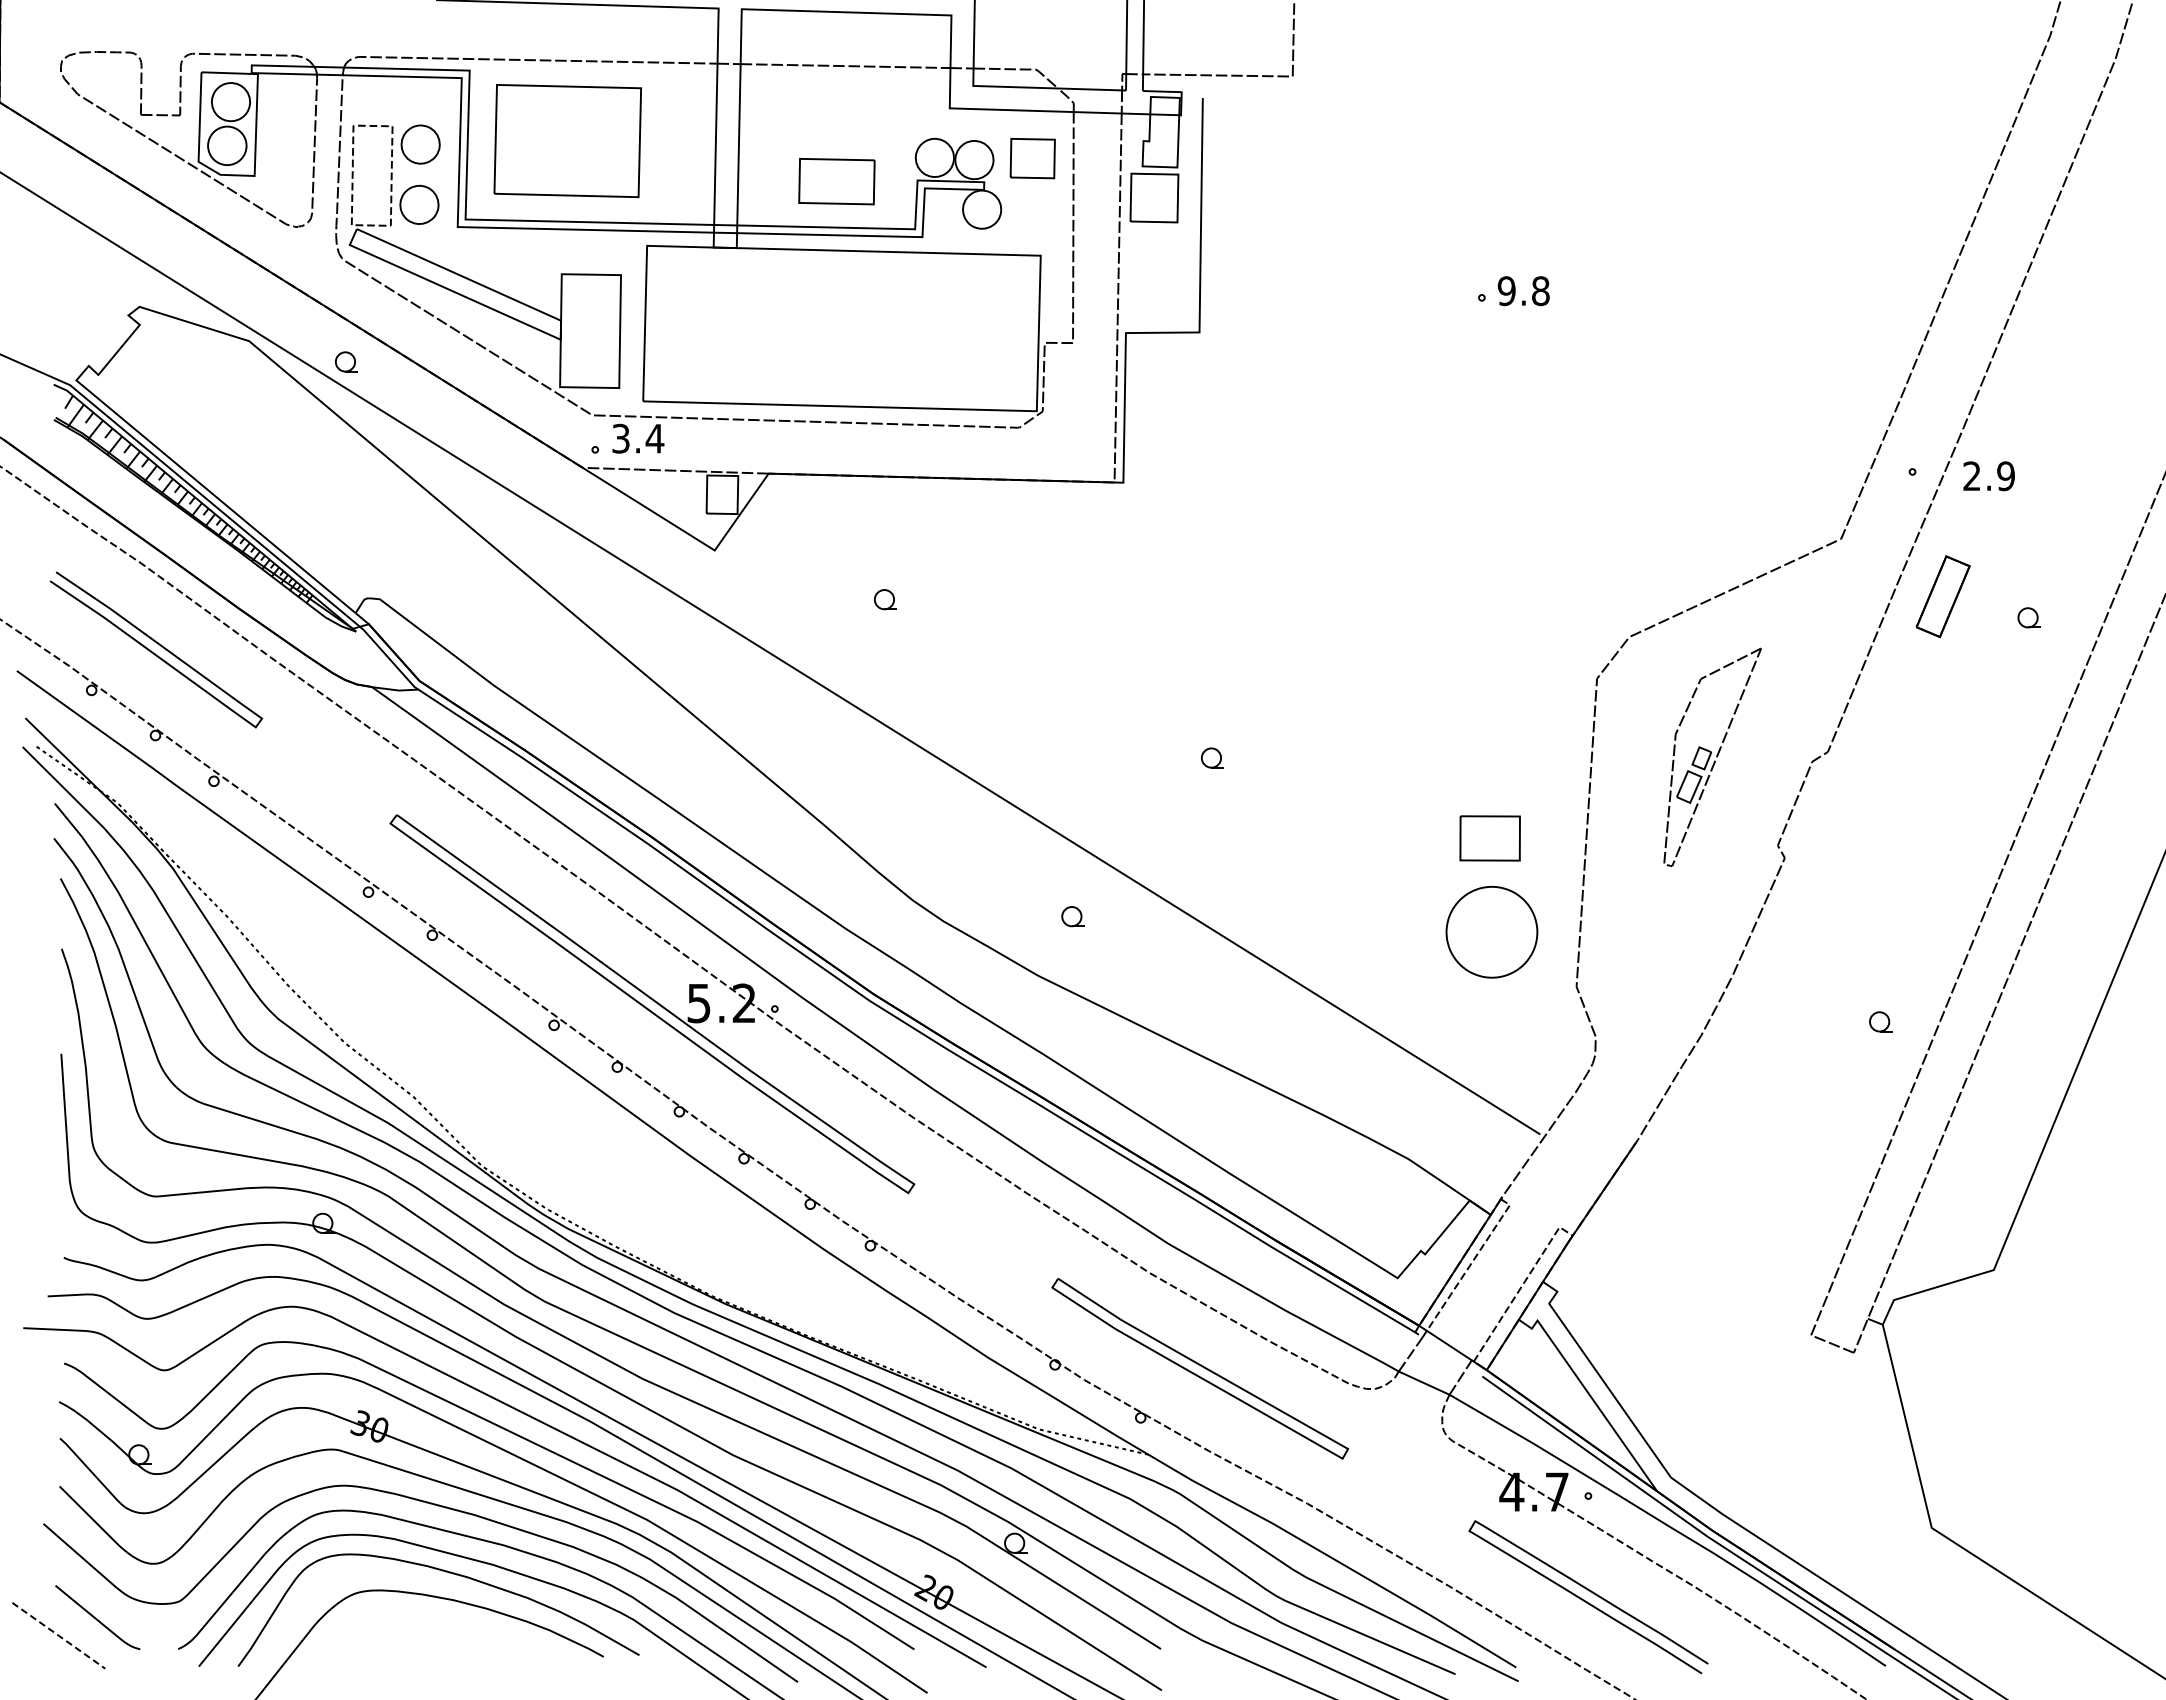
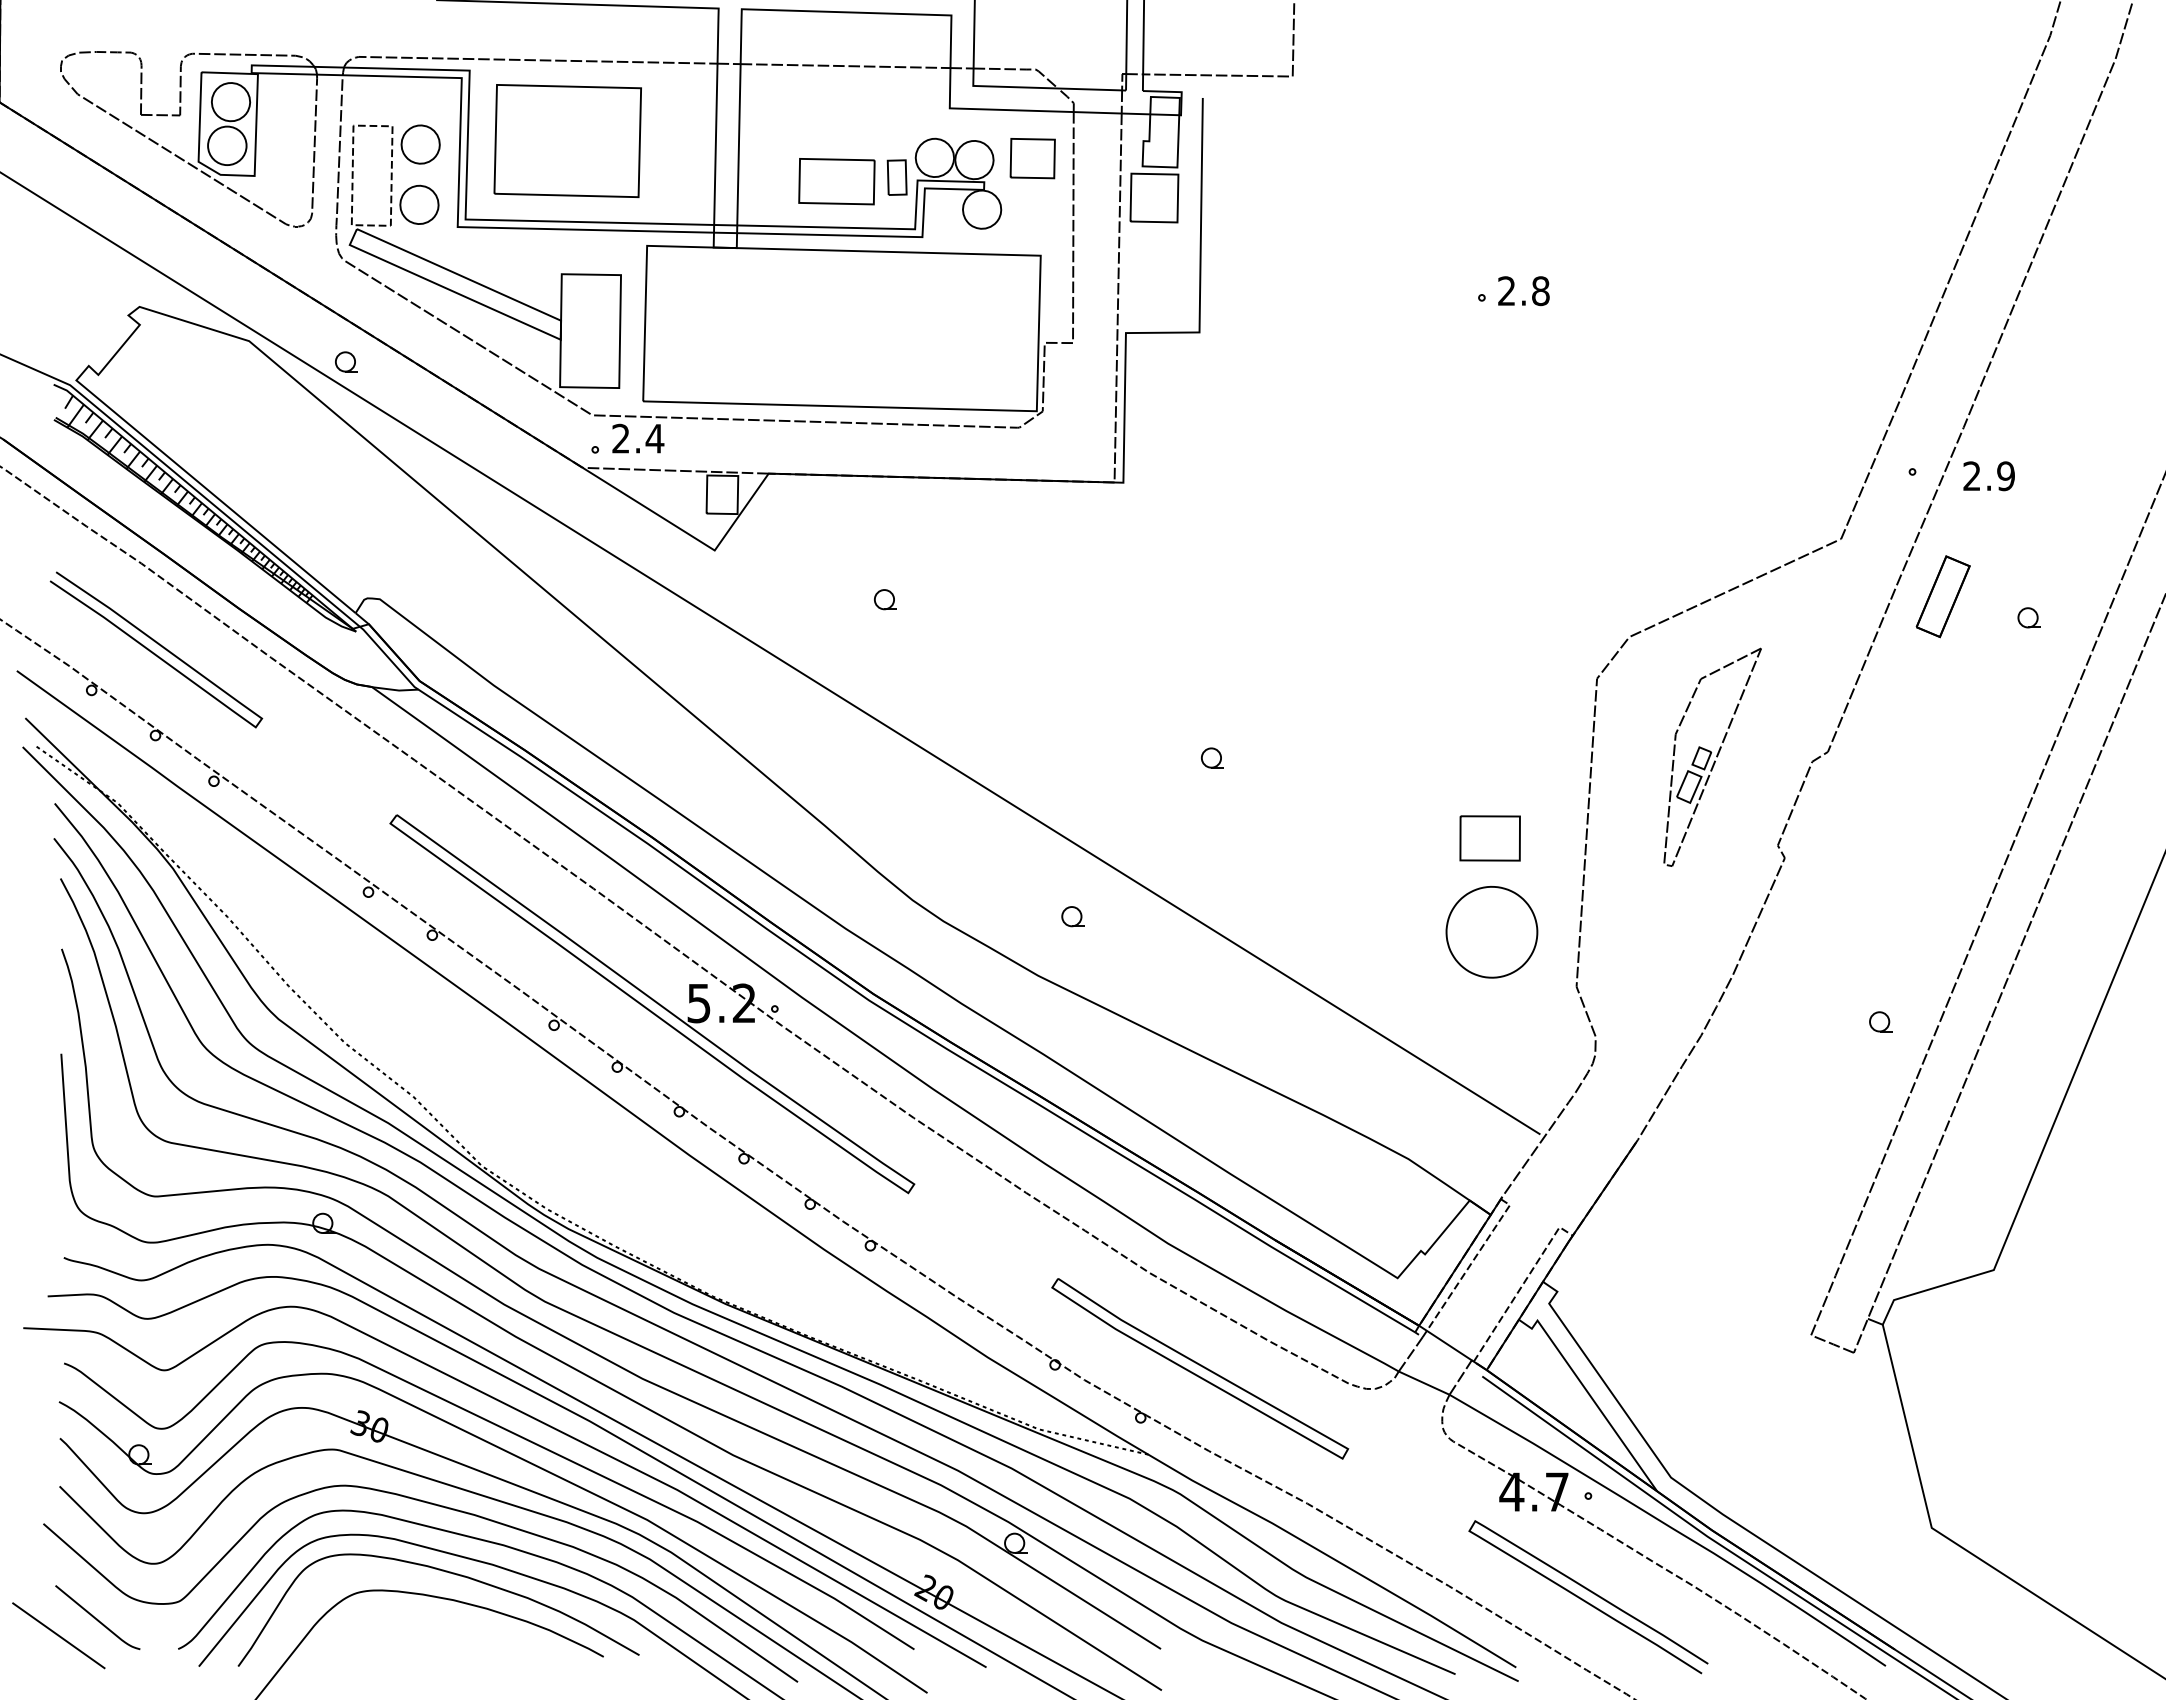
part: none -> present (896, 177)
text: 9.8 -> 2.8 (1506, 291)
text: 3.4 -> 2.4 (620, 438)
line: dashed -> solid (58, 1635)
